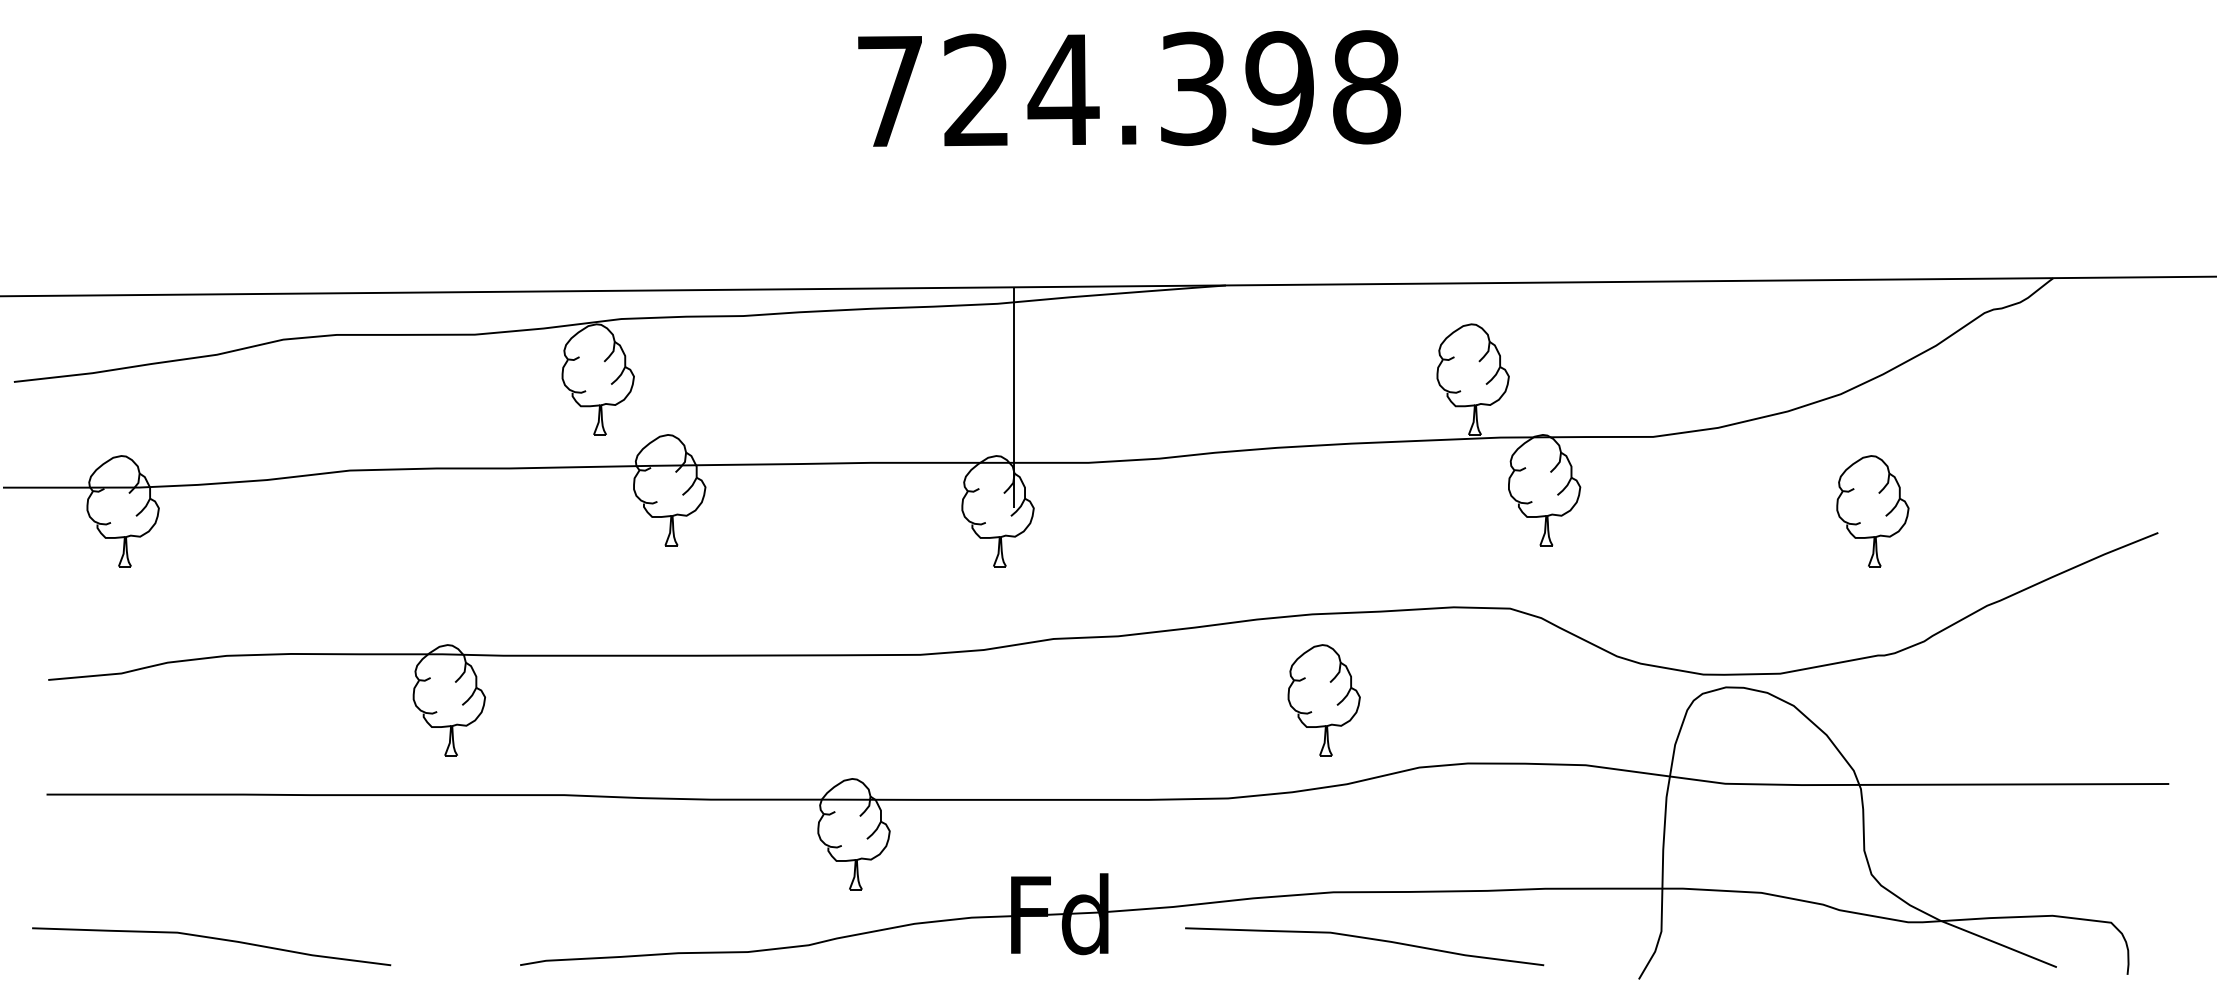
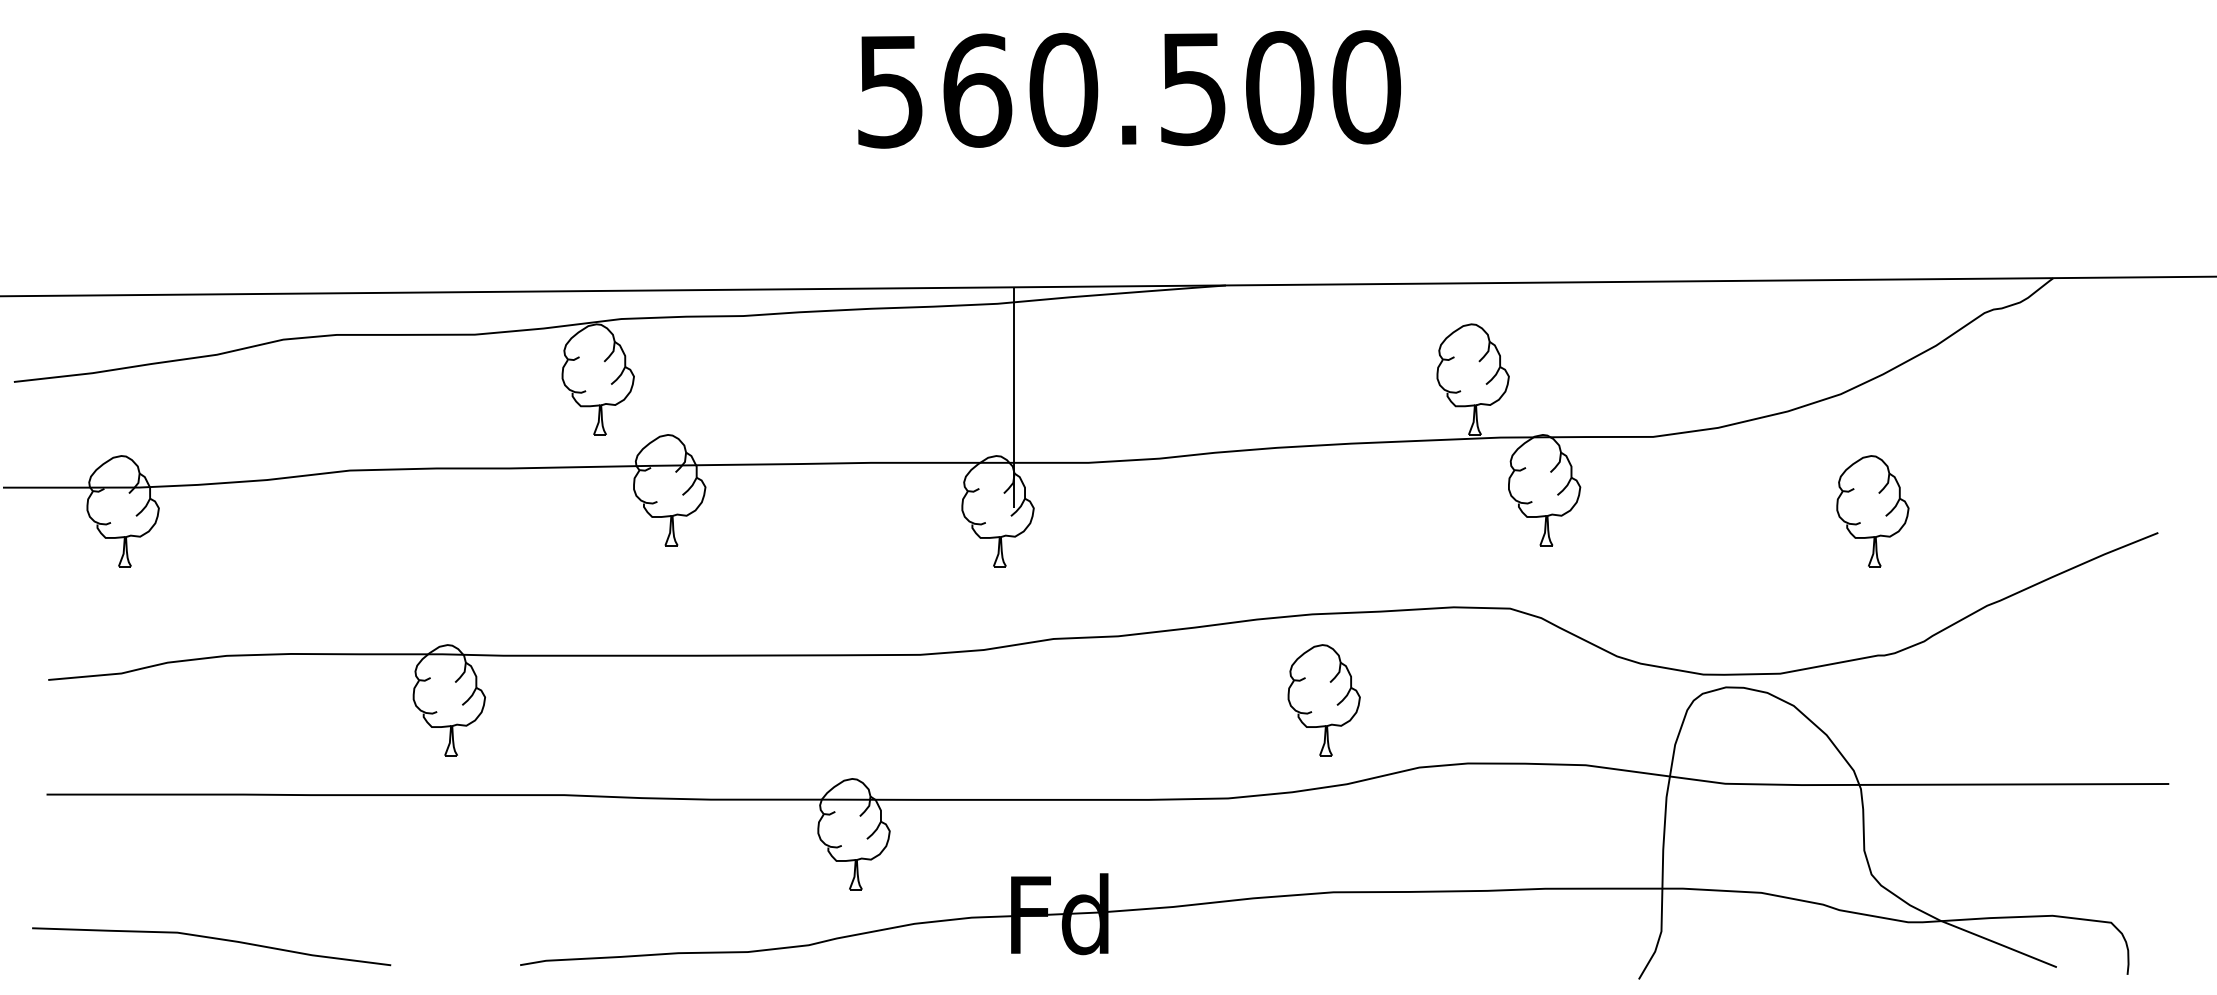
text: 724.398 -> 560.500 (1129, 89)
curve: present -> none (1366, 939)
